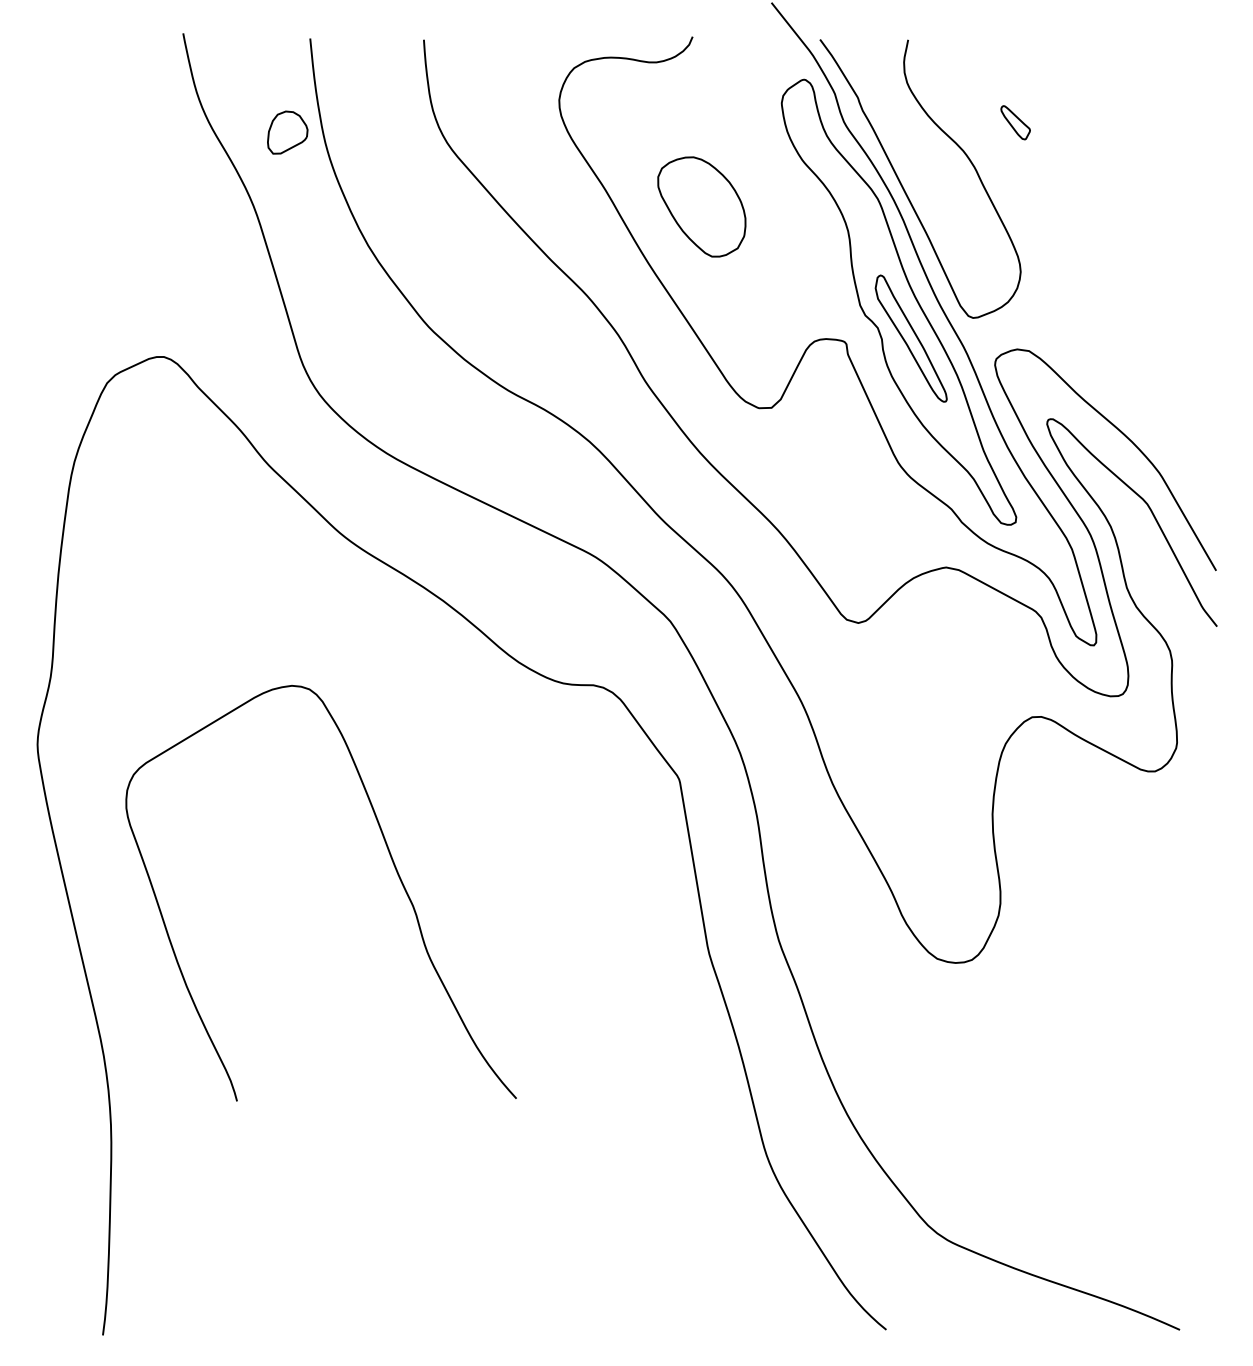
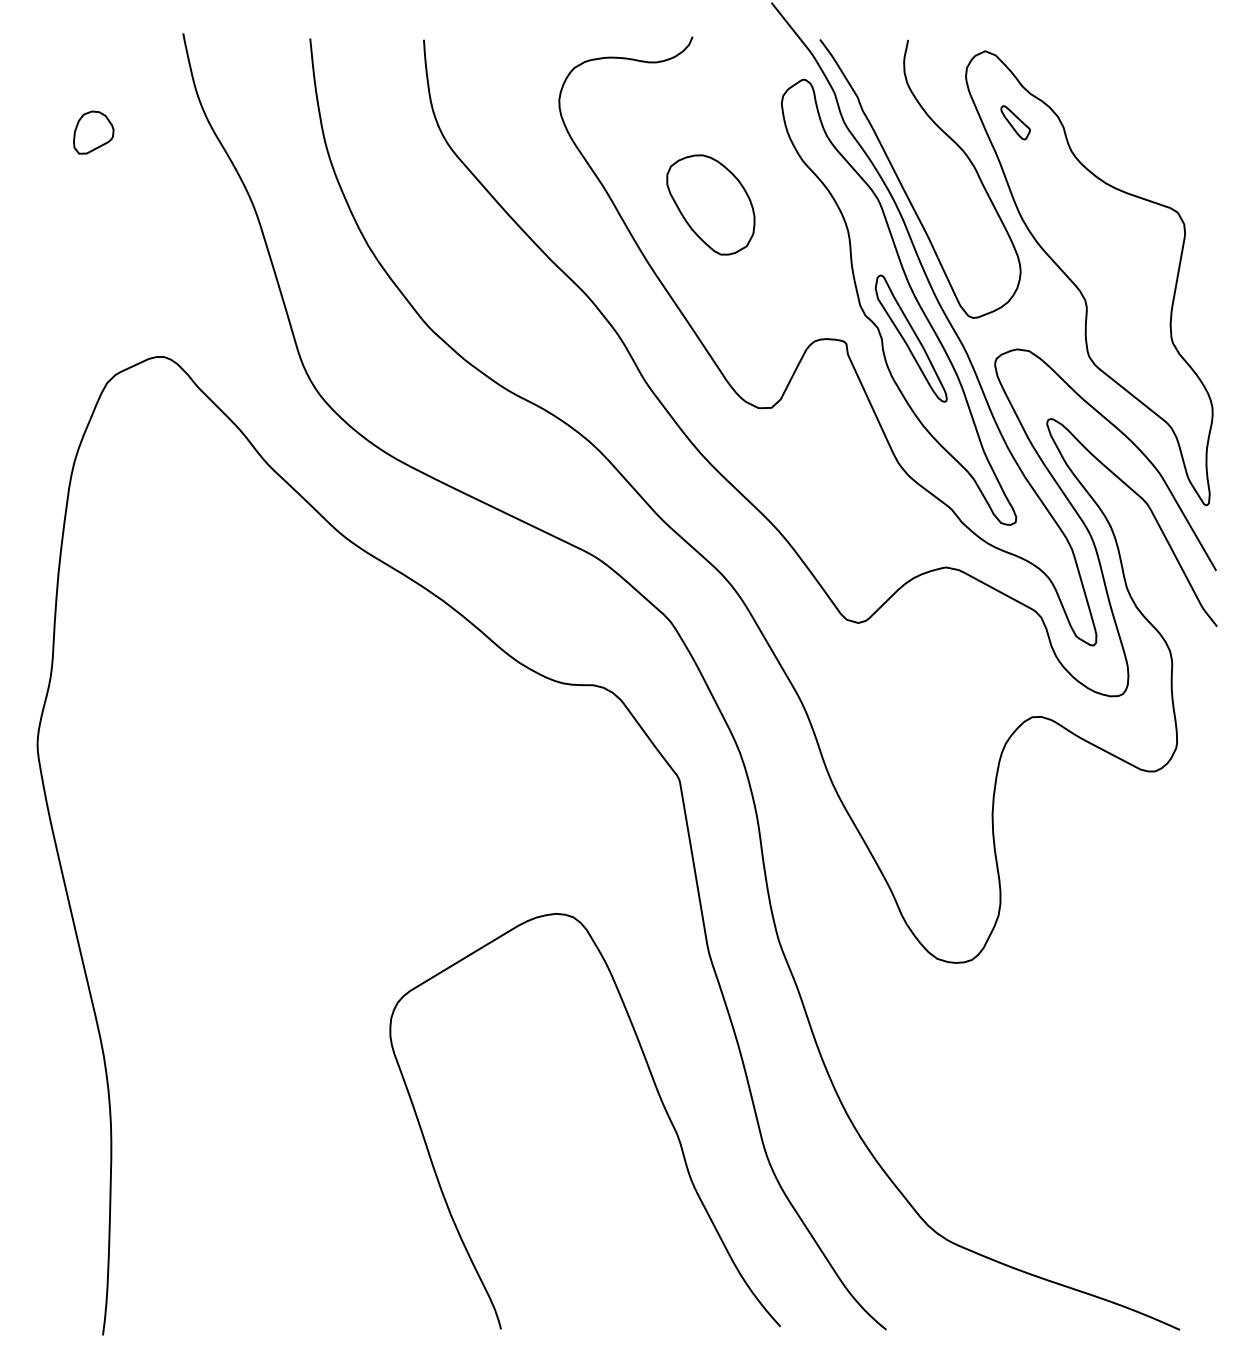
part position: (287, 132) -> (93, 132) (93, 132)
part position: (701, 206) -> (710, 204) (710, 204)
part: none -> present (1089, 278)
curve position: (392, 863) -> (656, 1091) (656, 1091)
